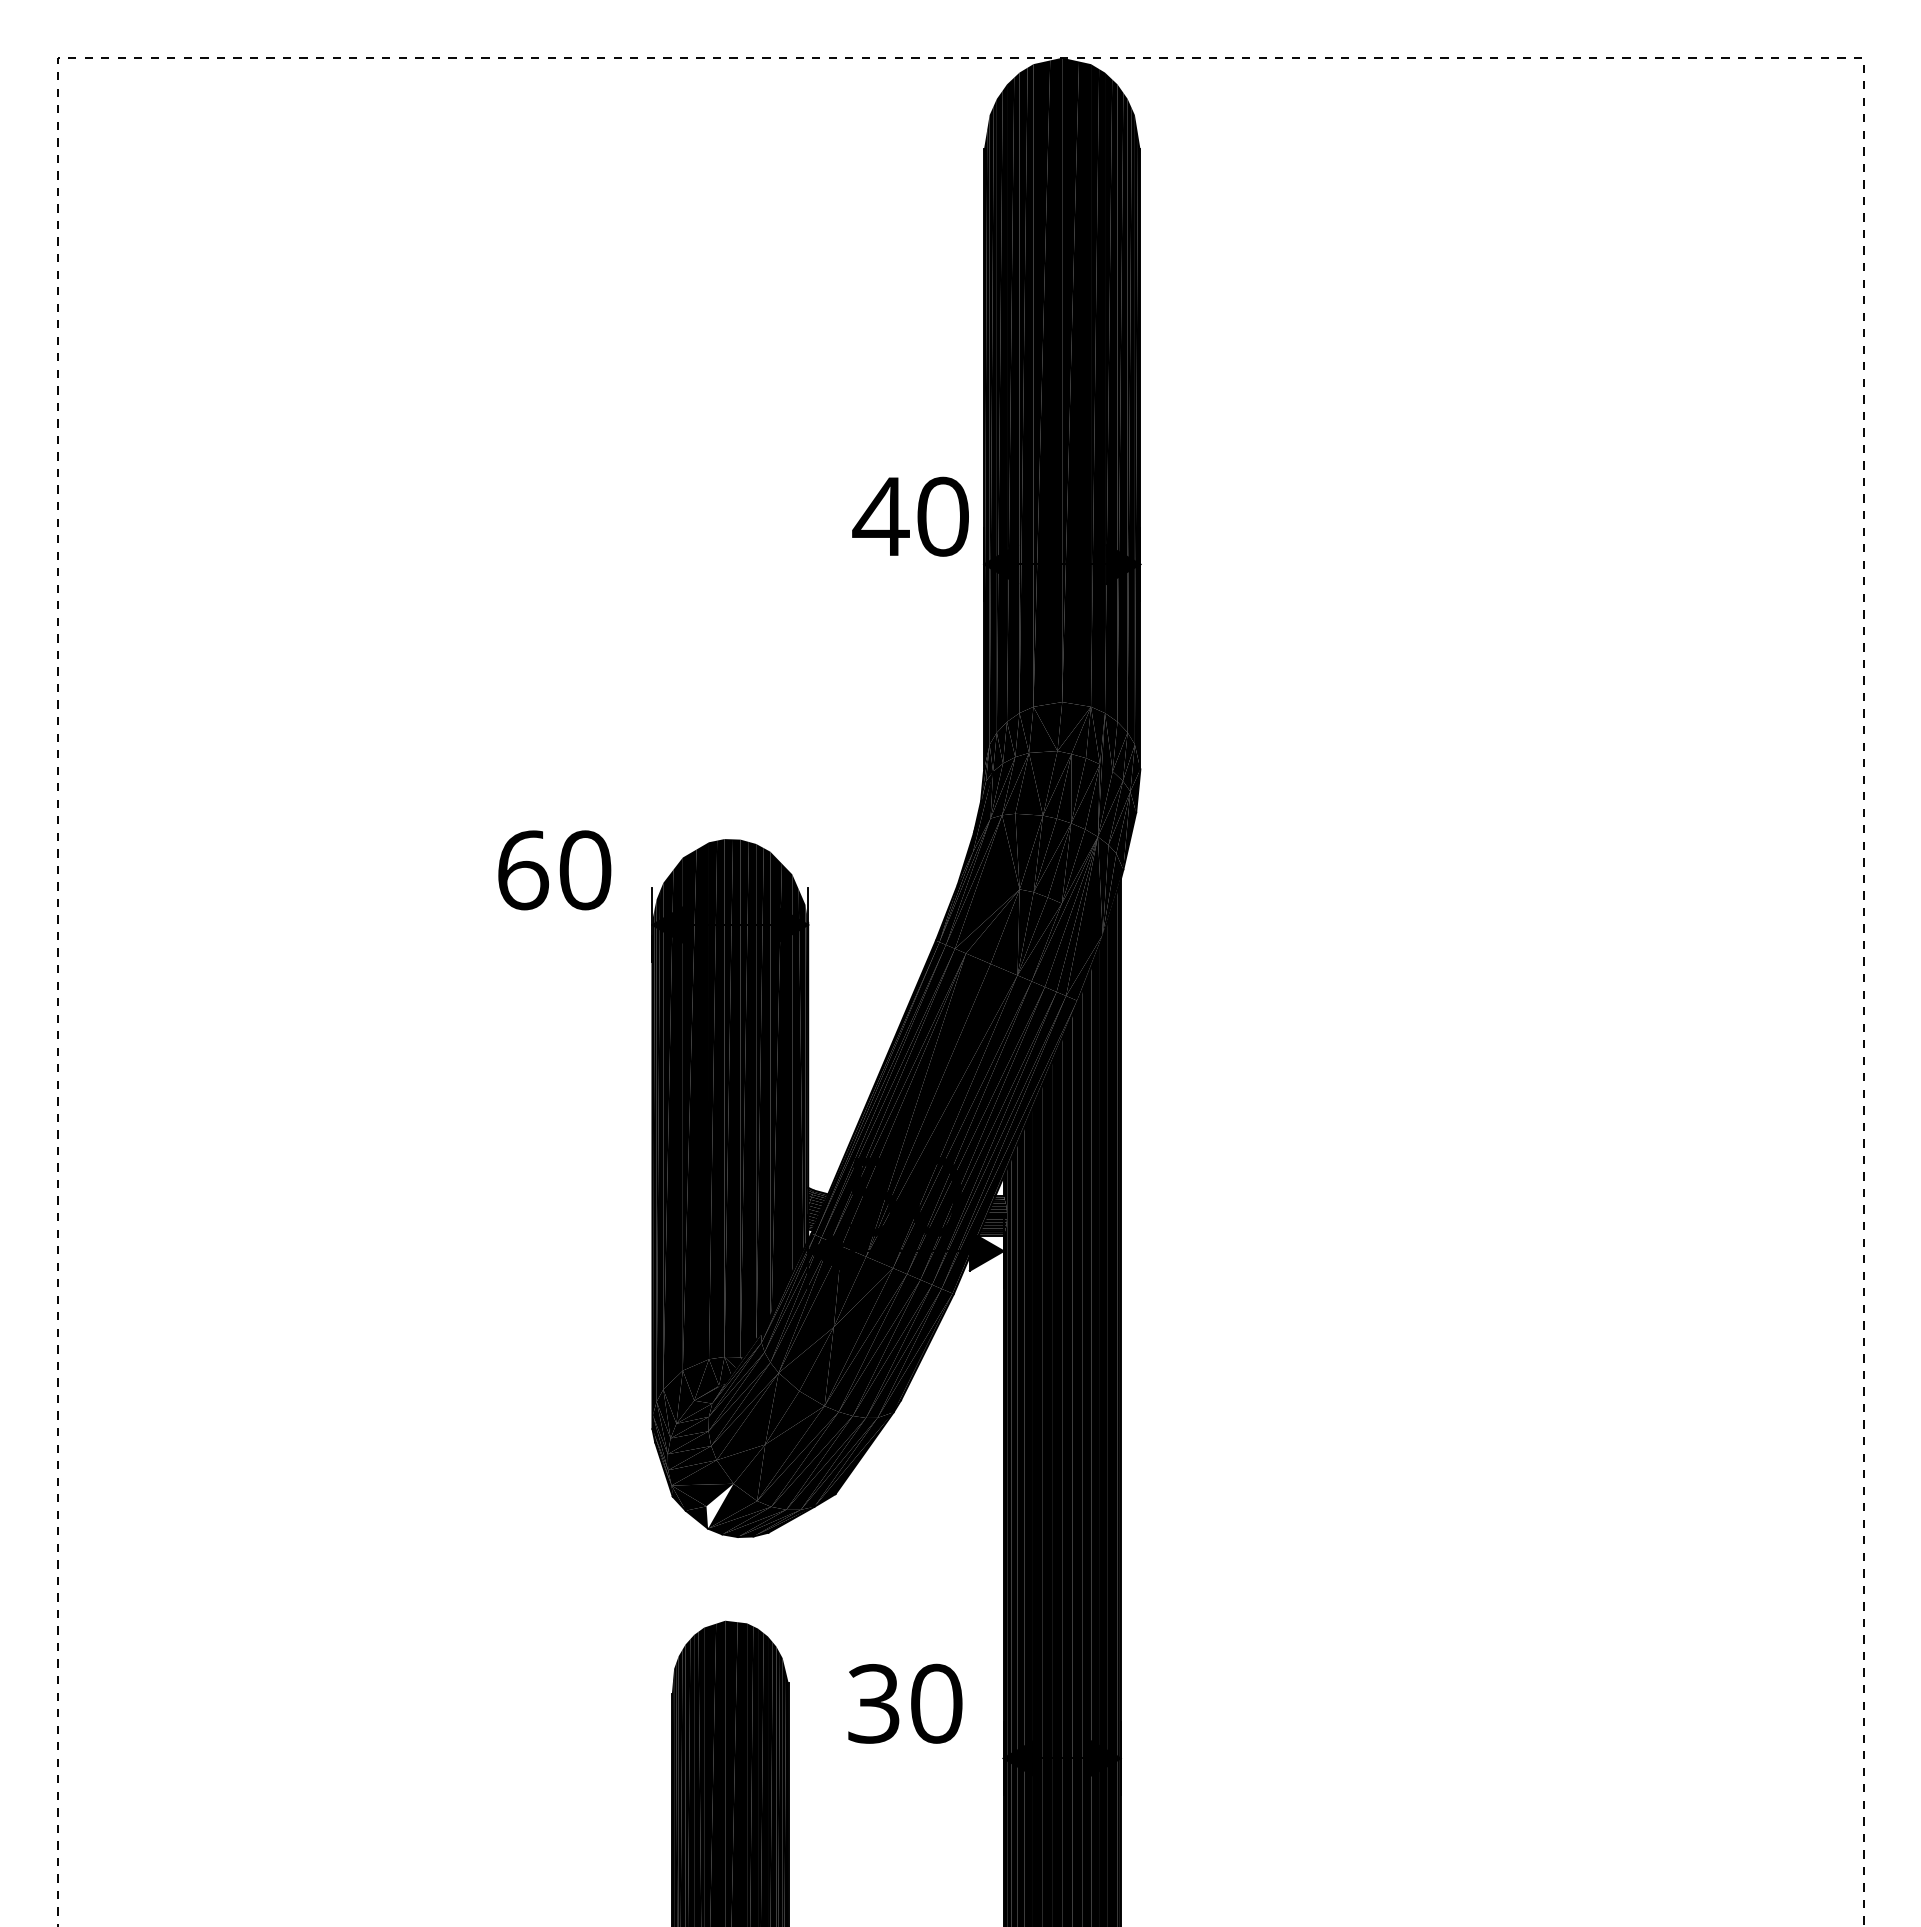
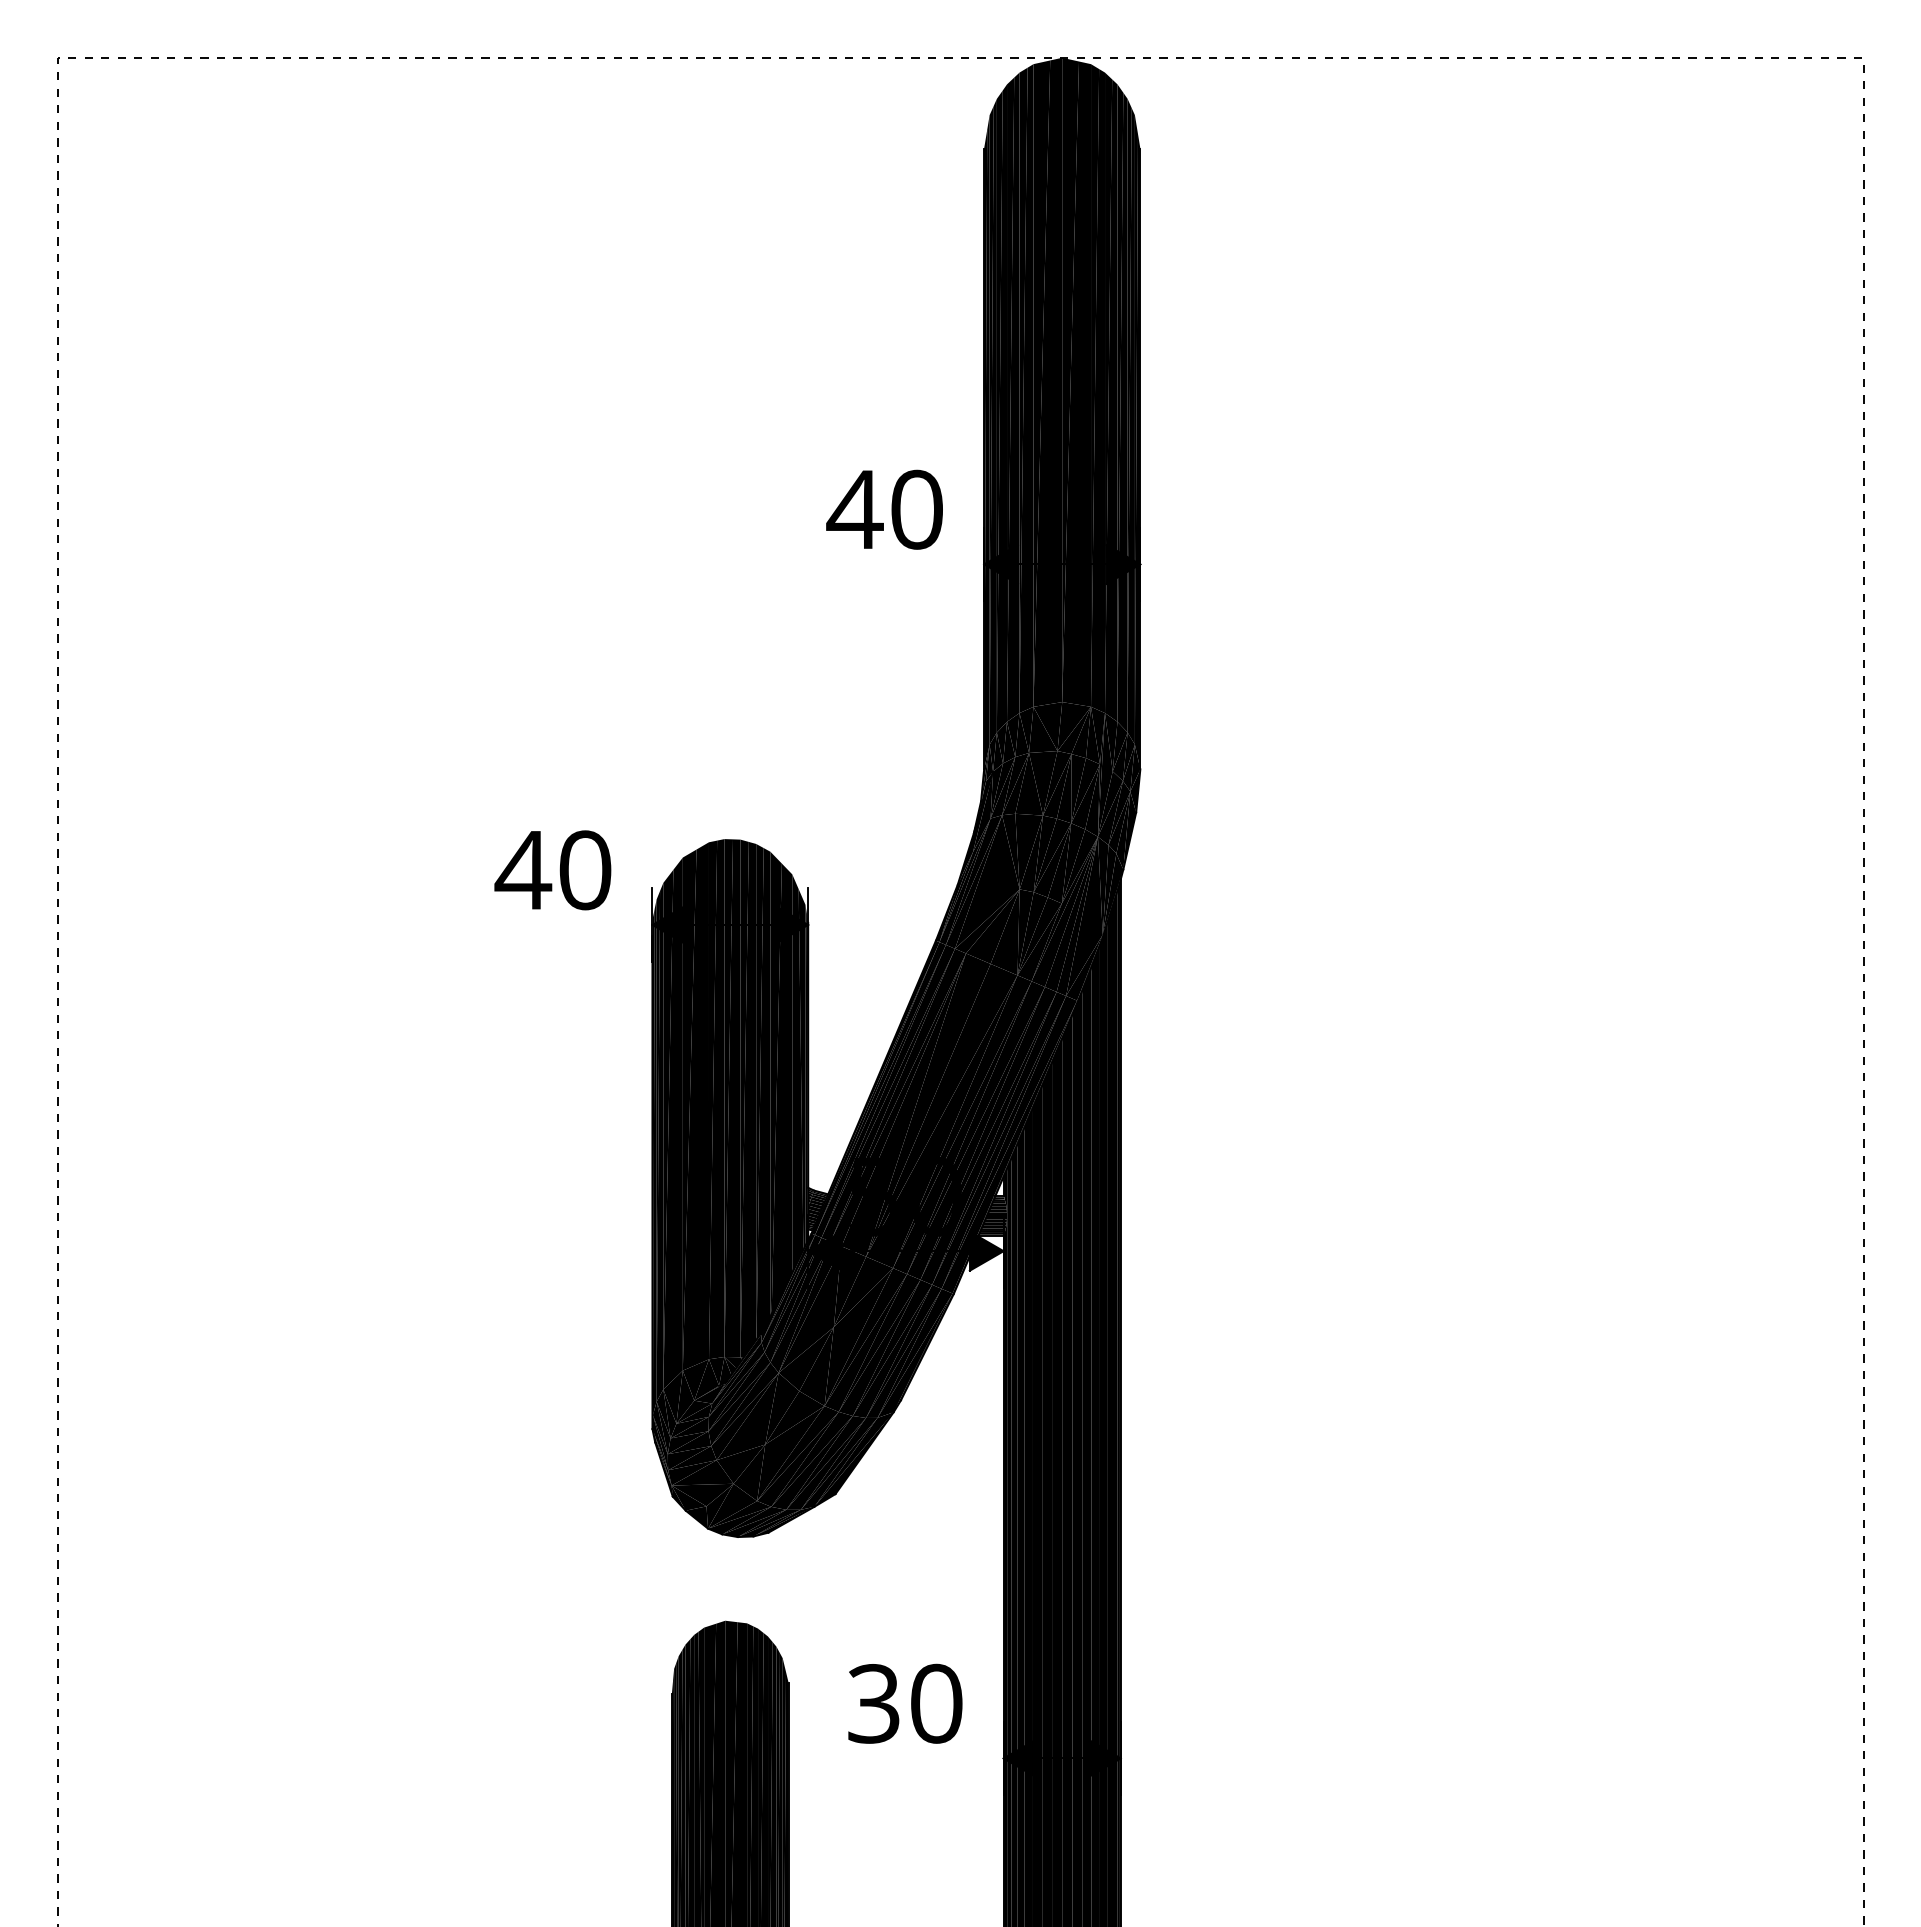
text position: (910, 516) -> (884, 509) (884, 509)
text: 60 -> 40 (523, 870)
fill: none -> present (719, 1505)
